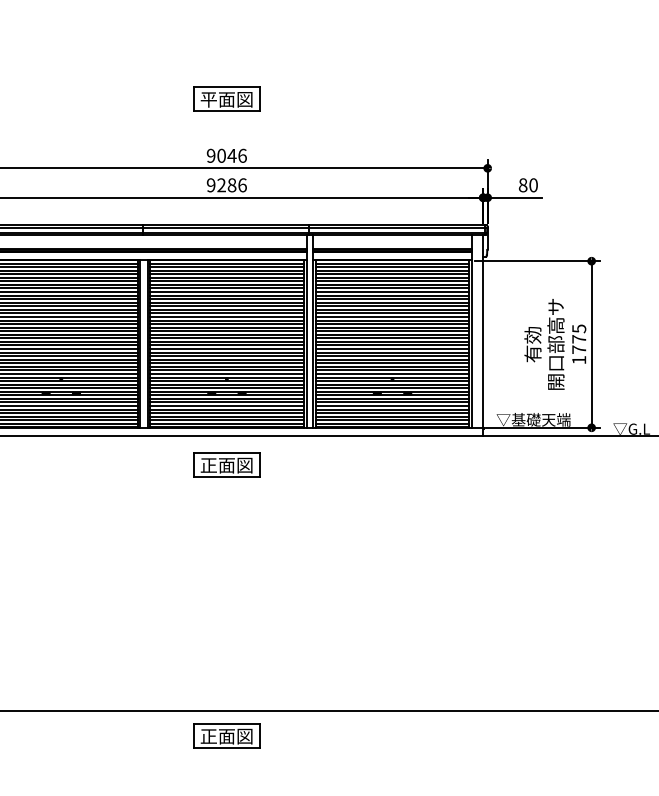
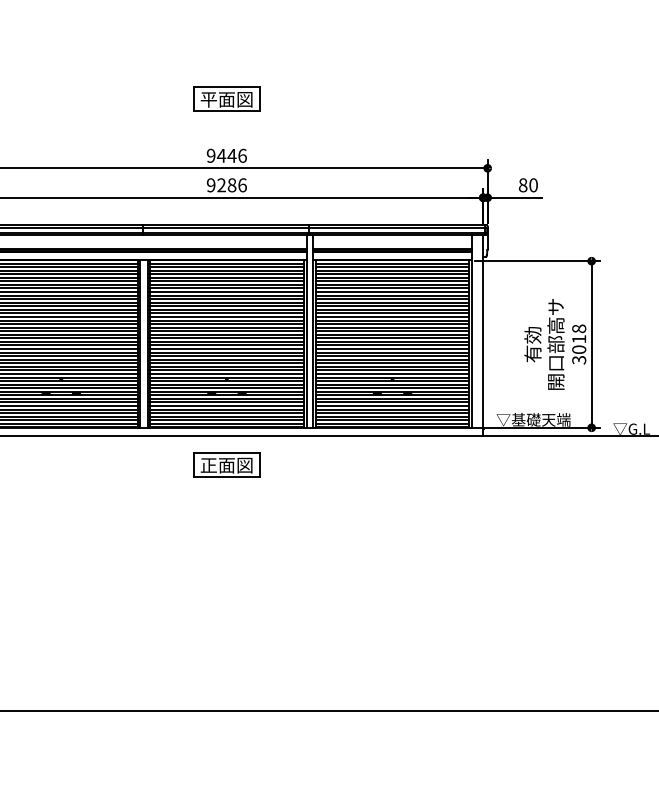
text: 9046 -> 9446 (221, 155)
text: 1775 -> 3018 (579, 344)
part: present -> none (226, 735)
